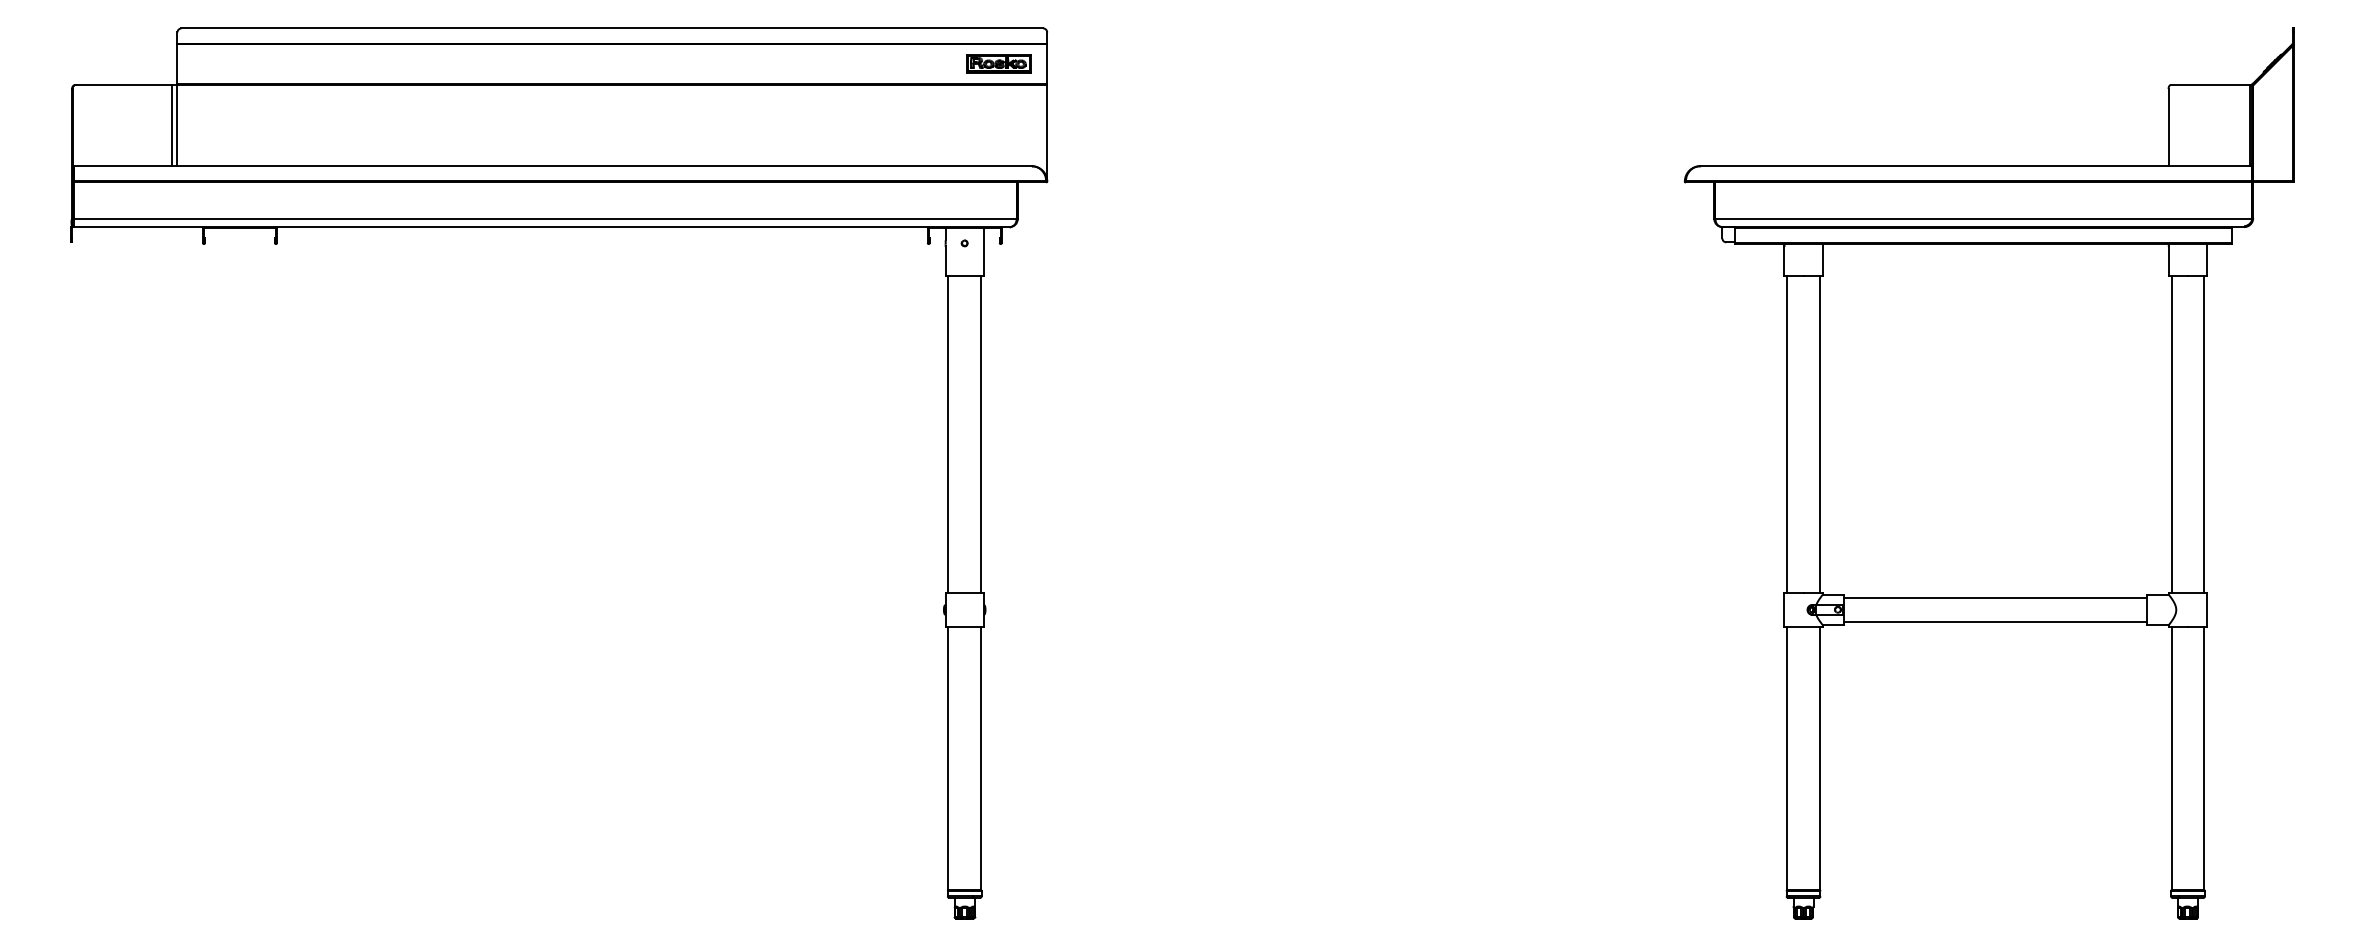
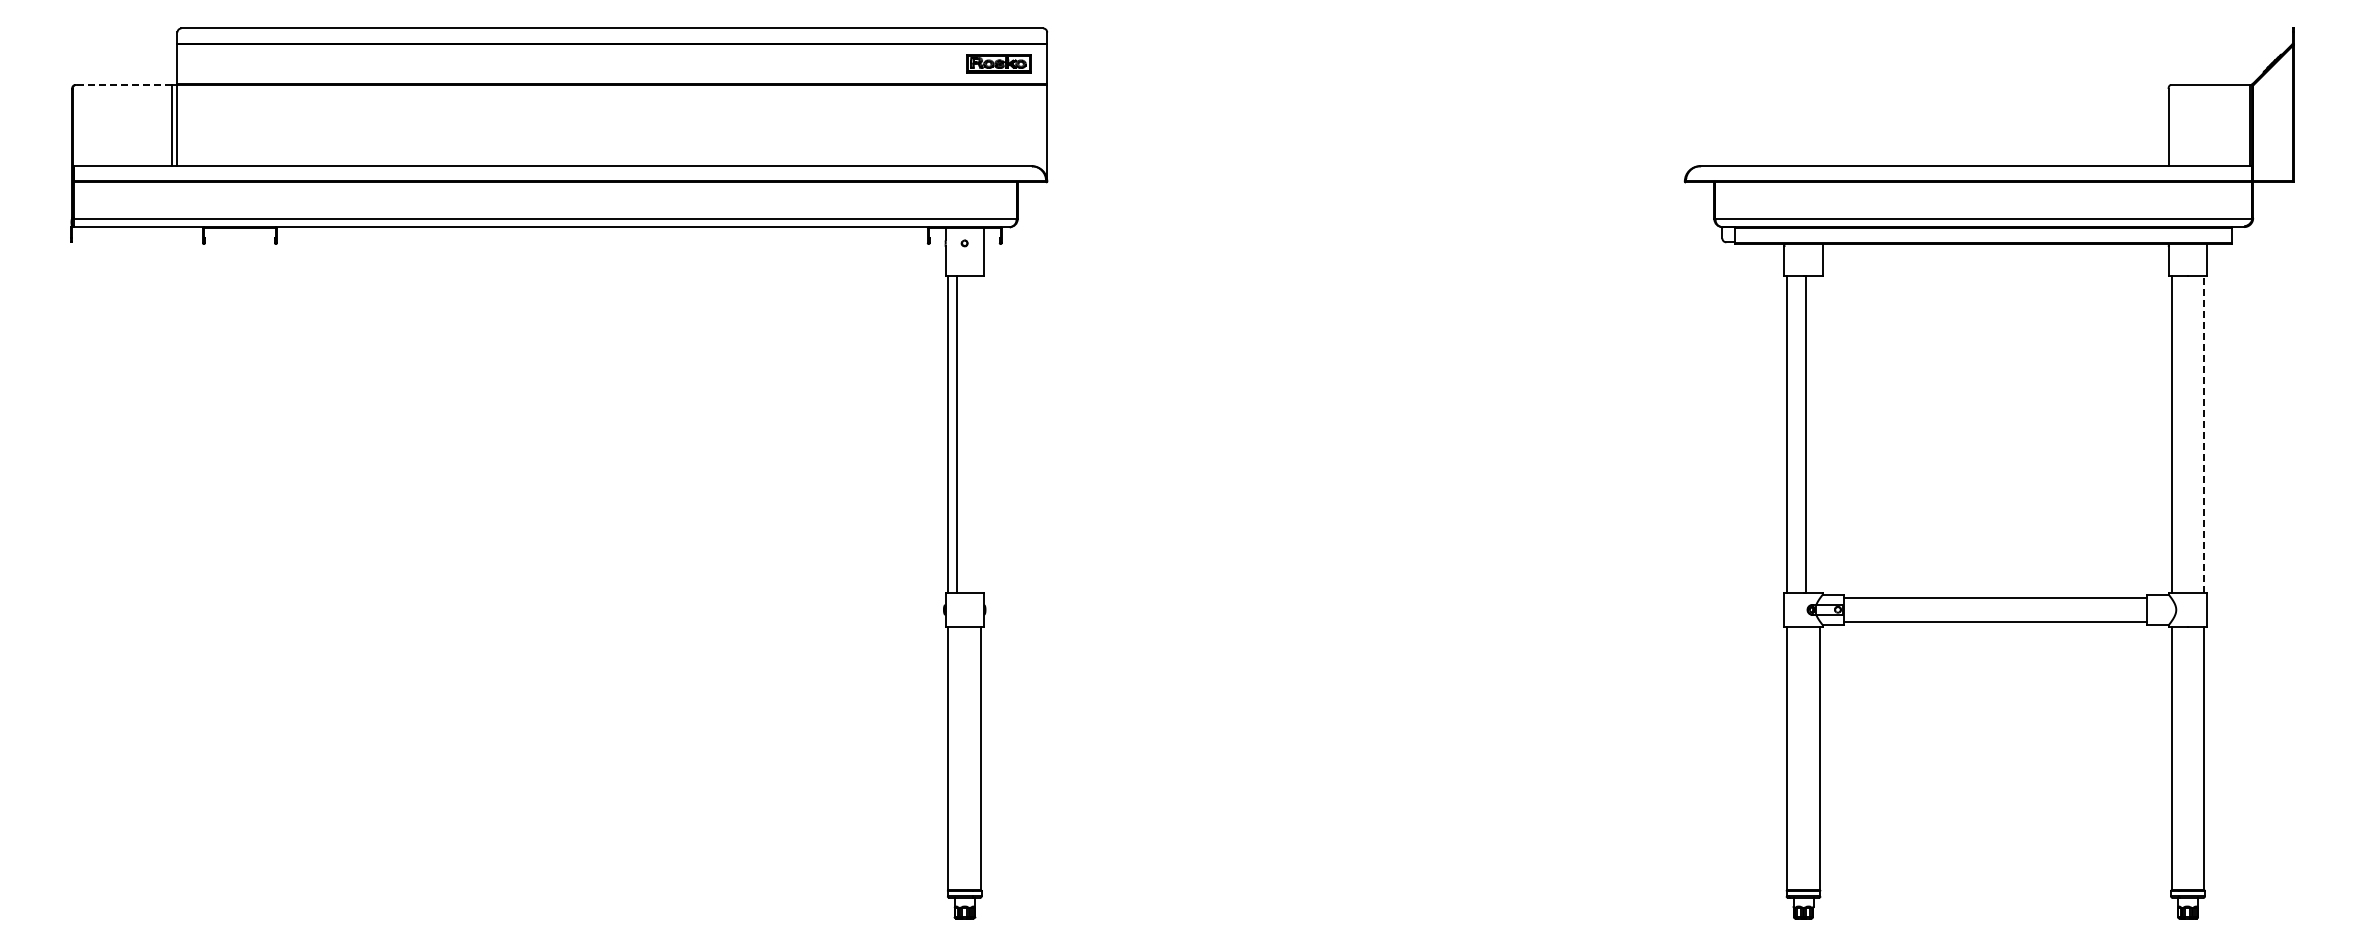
line: solid -> dashed (123, 84)
line position: (981, 434) -> (957, 434) (957, 434)
line position: (1819, 434) -> (1805, 434) (1805, 434)
line: solid -> dashed (2204, 434)
